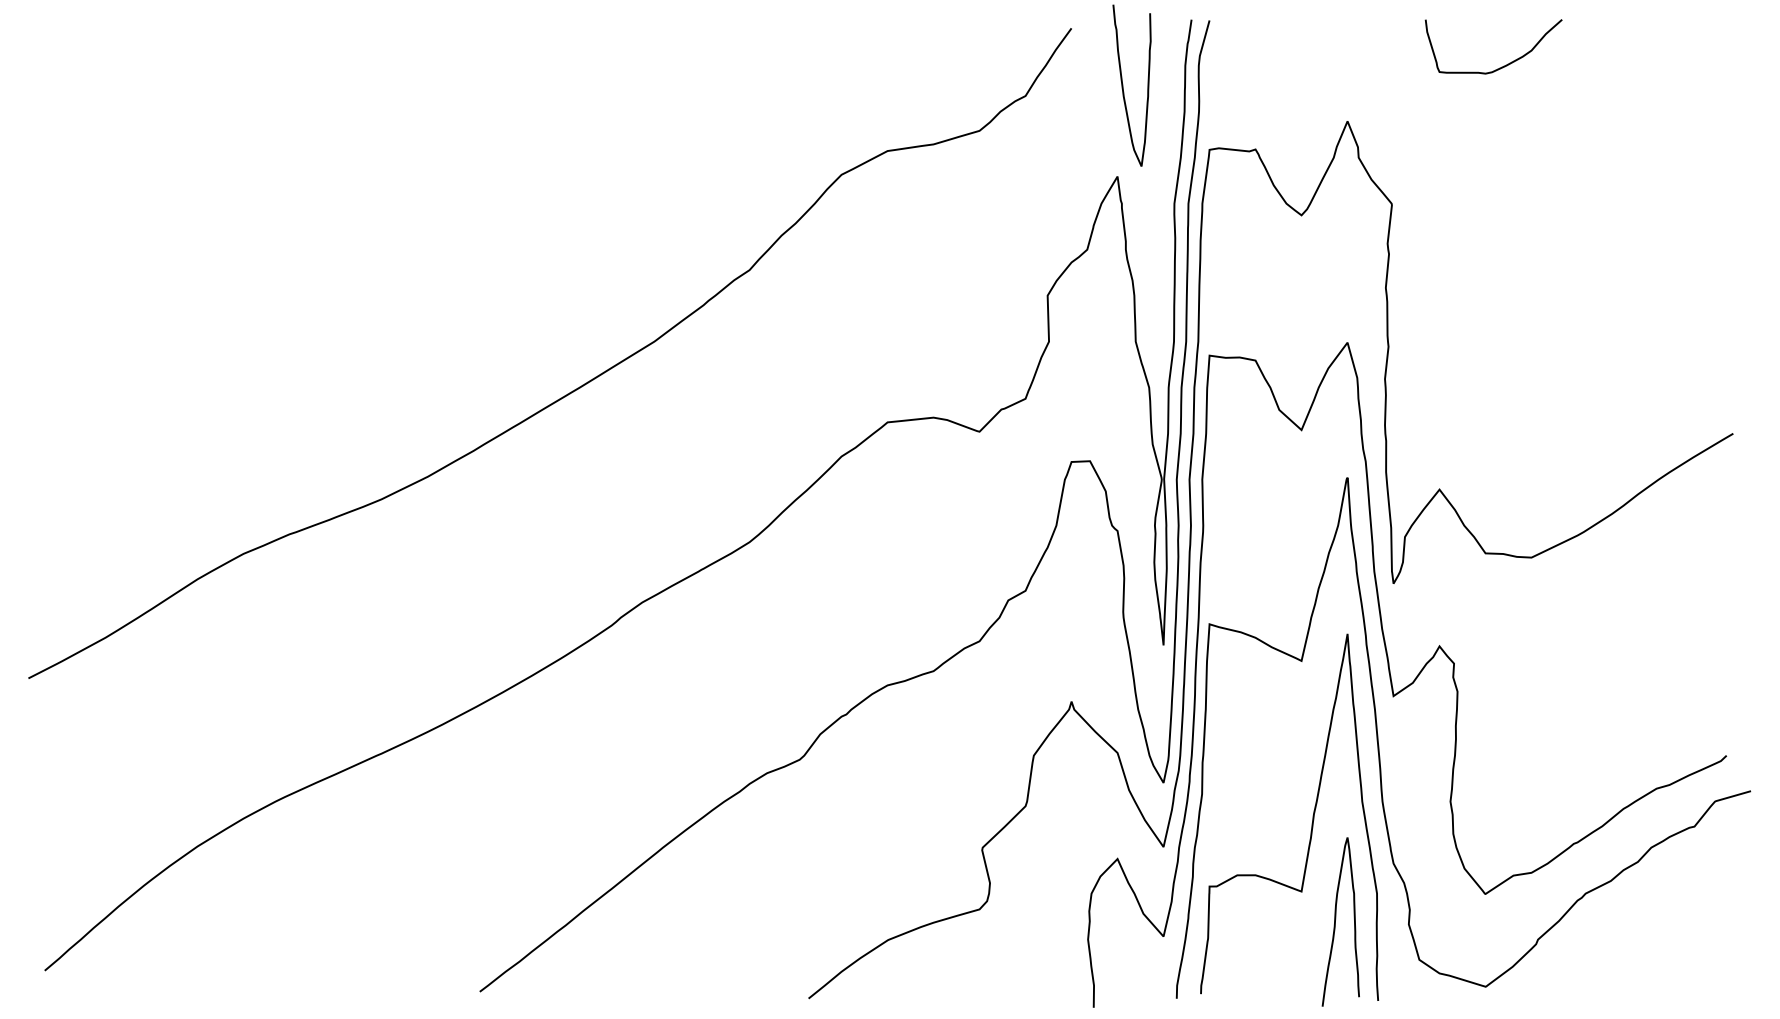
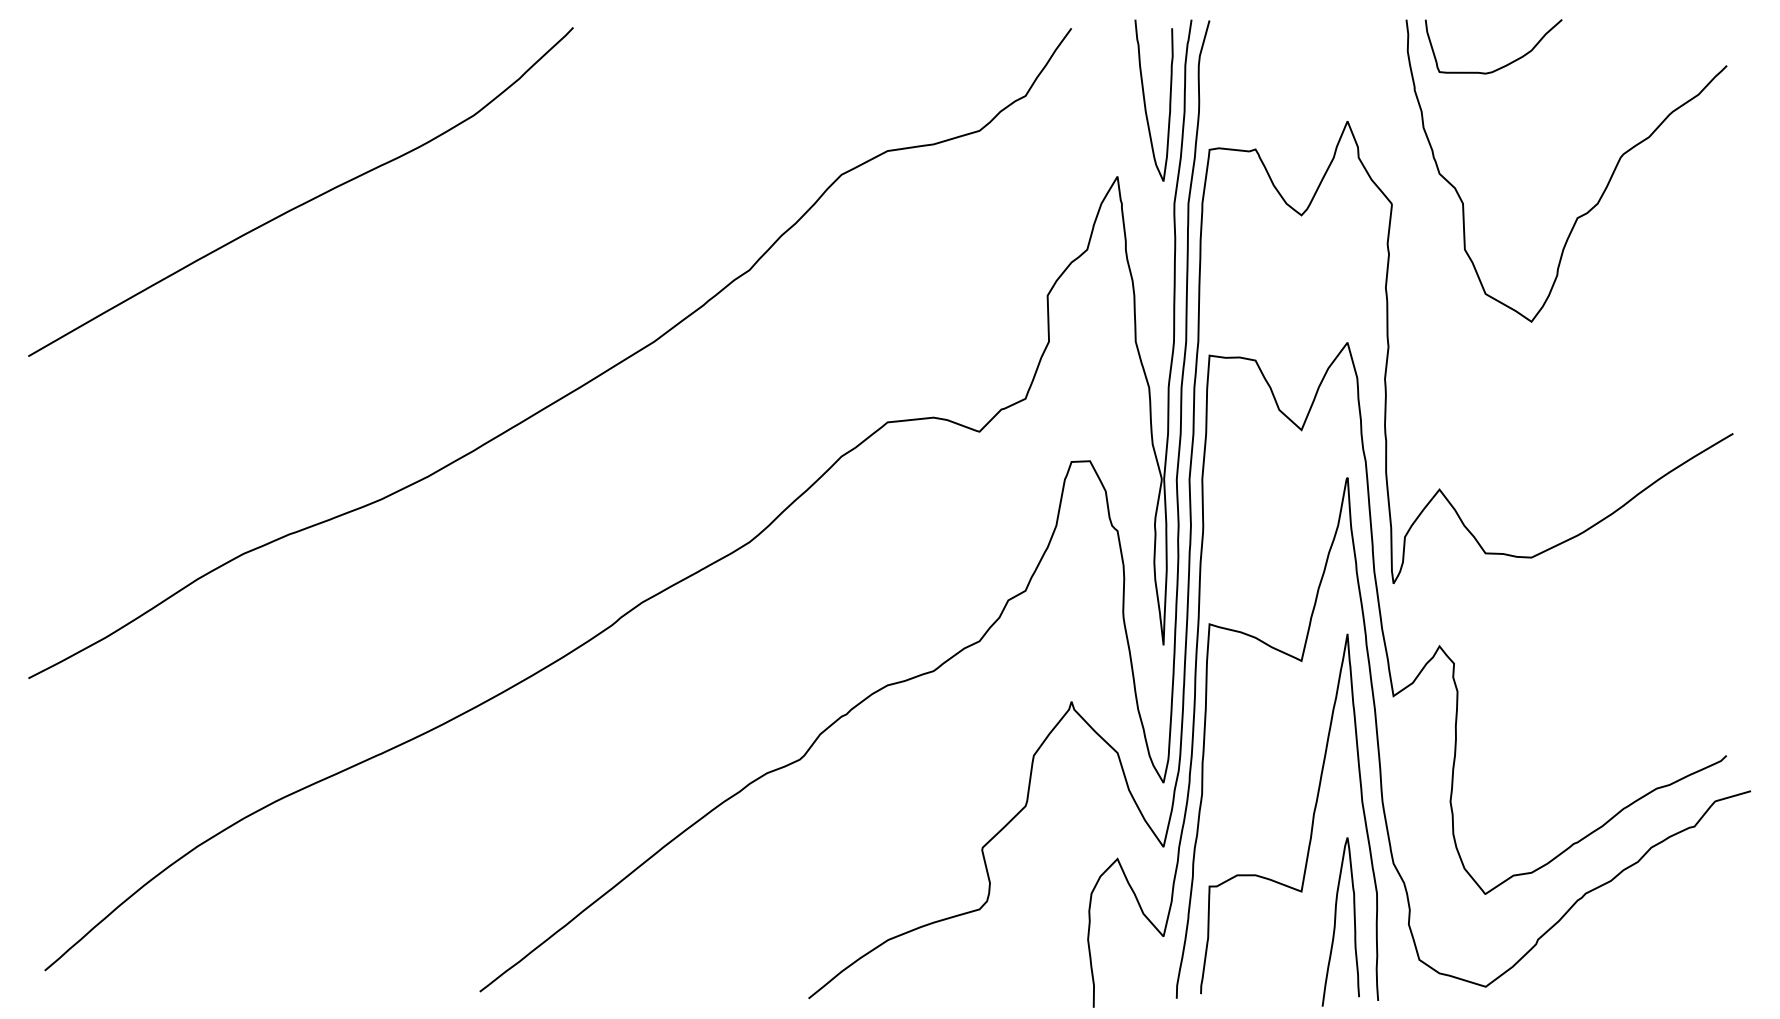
curve position: (1123, 85) -> (1145, 100) (1145, 100)
curve: none -> present (1603, 190)
curve: none -> present (305, 201)
